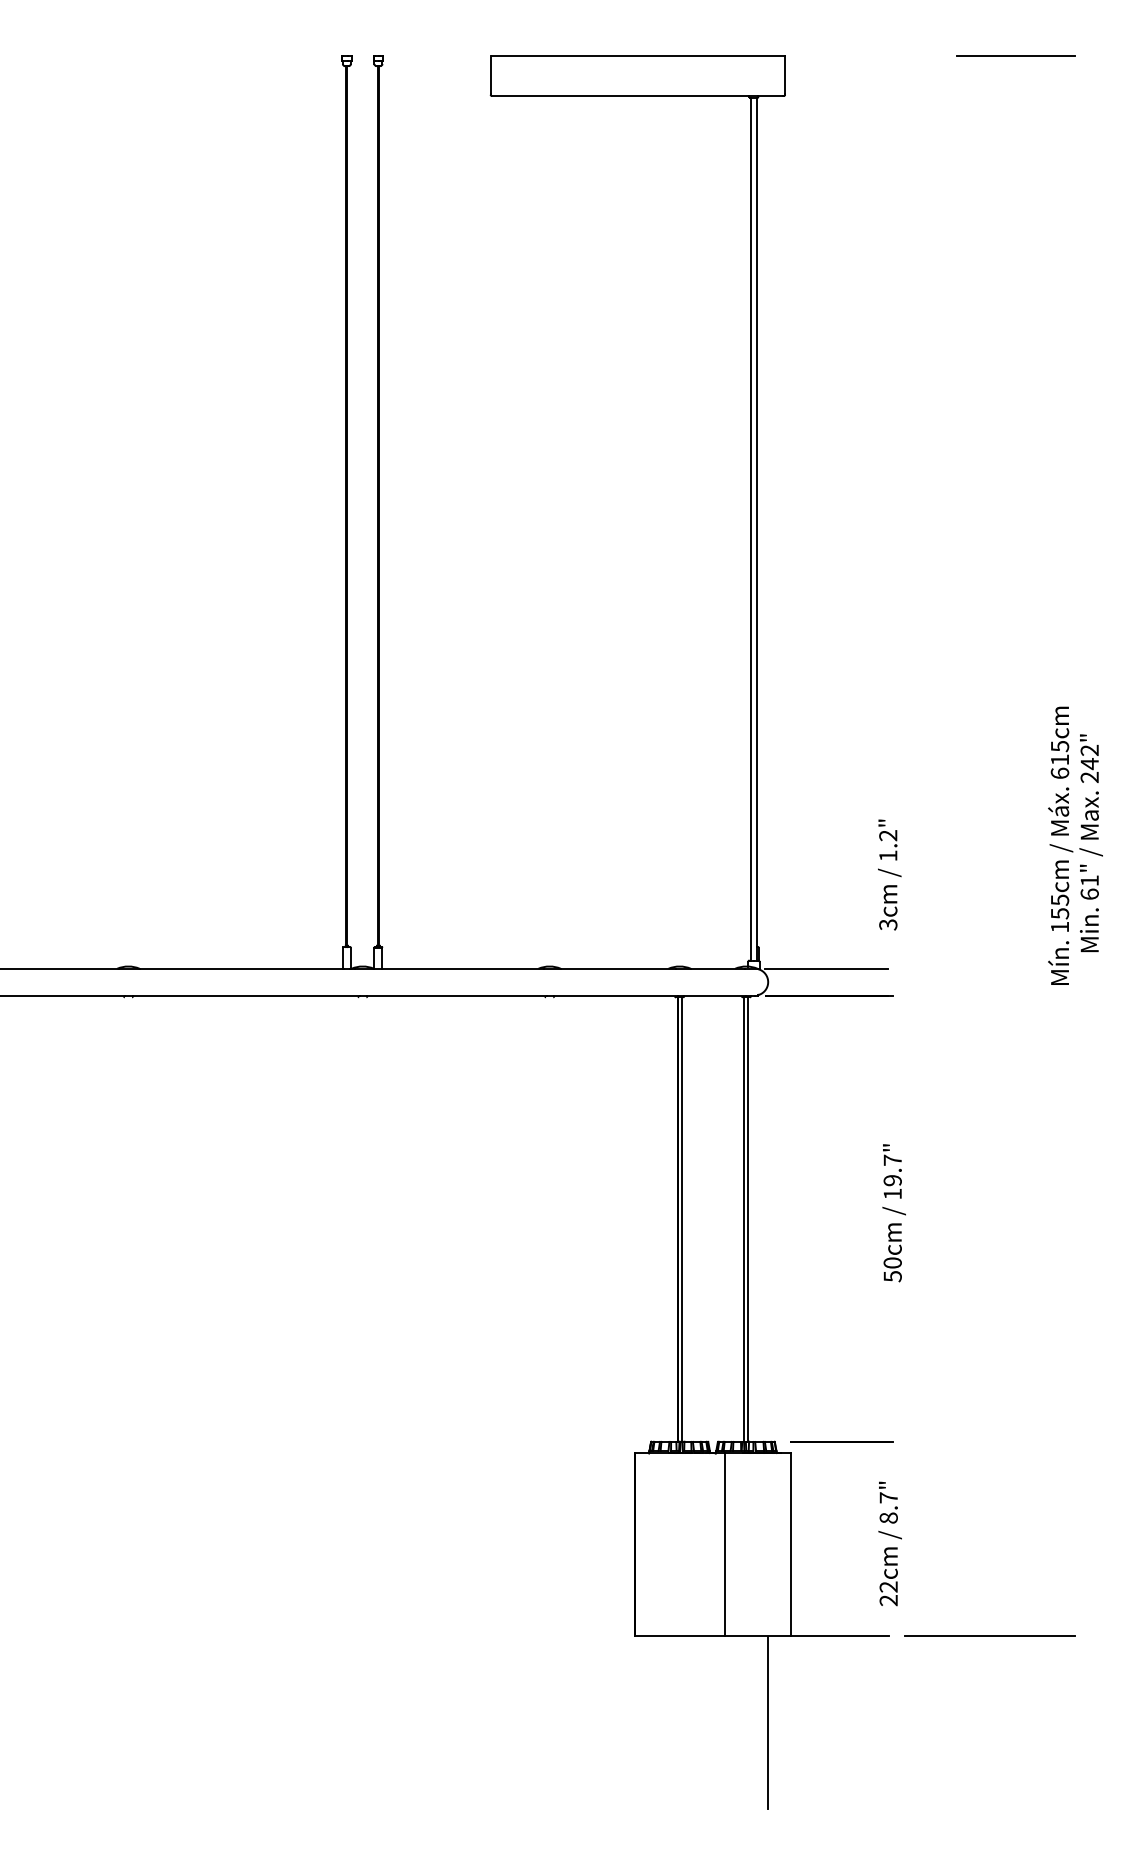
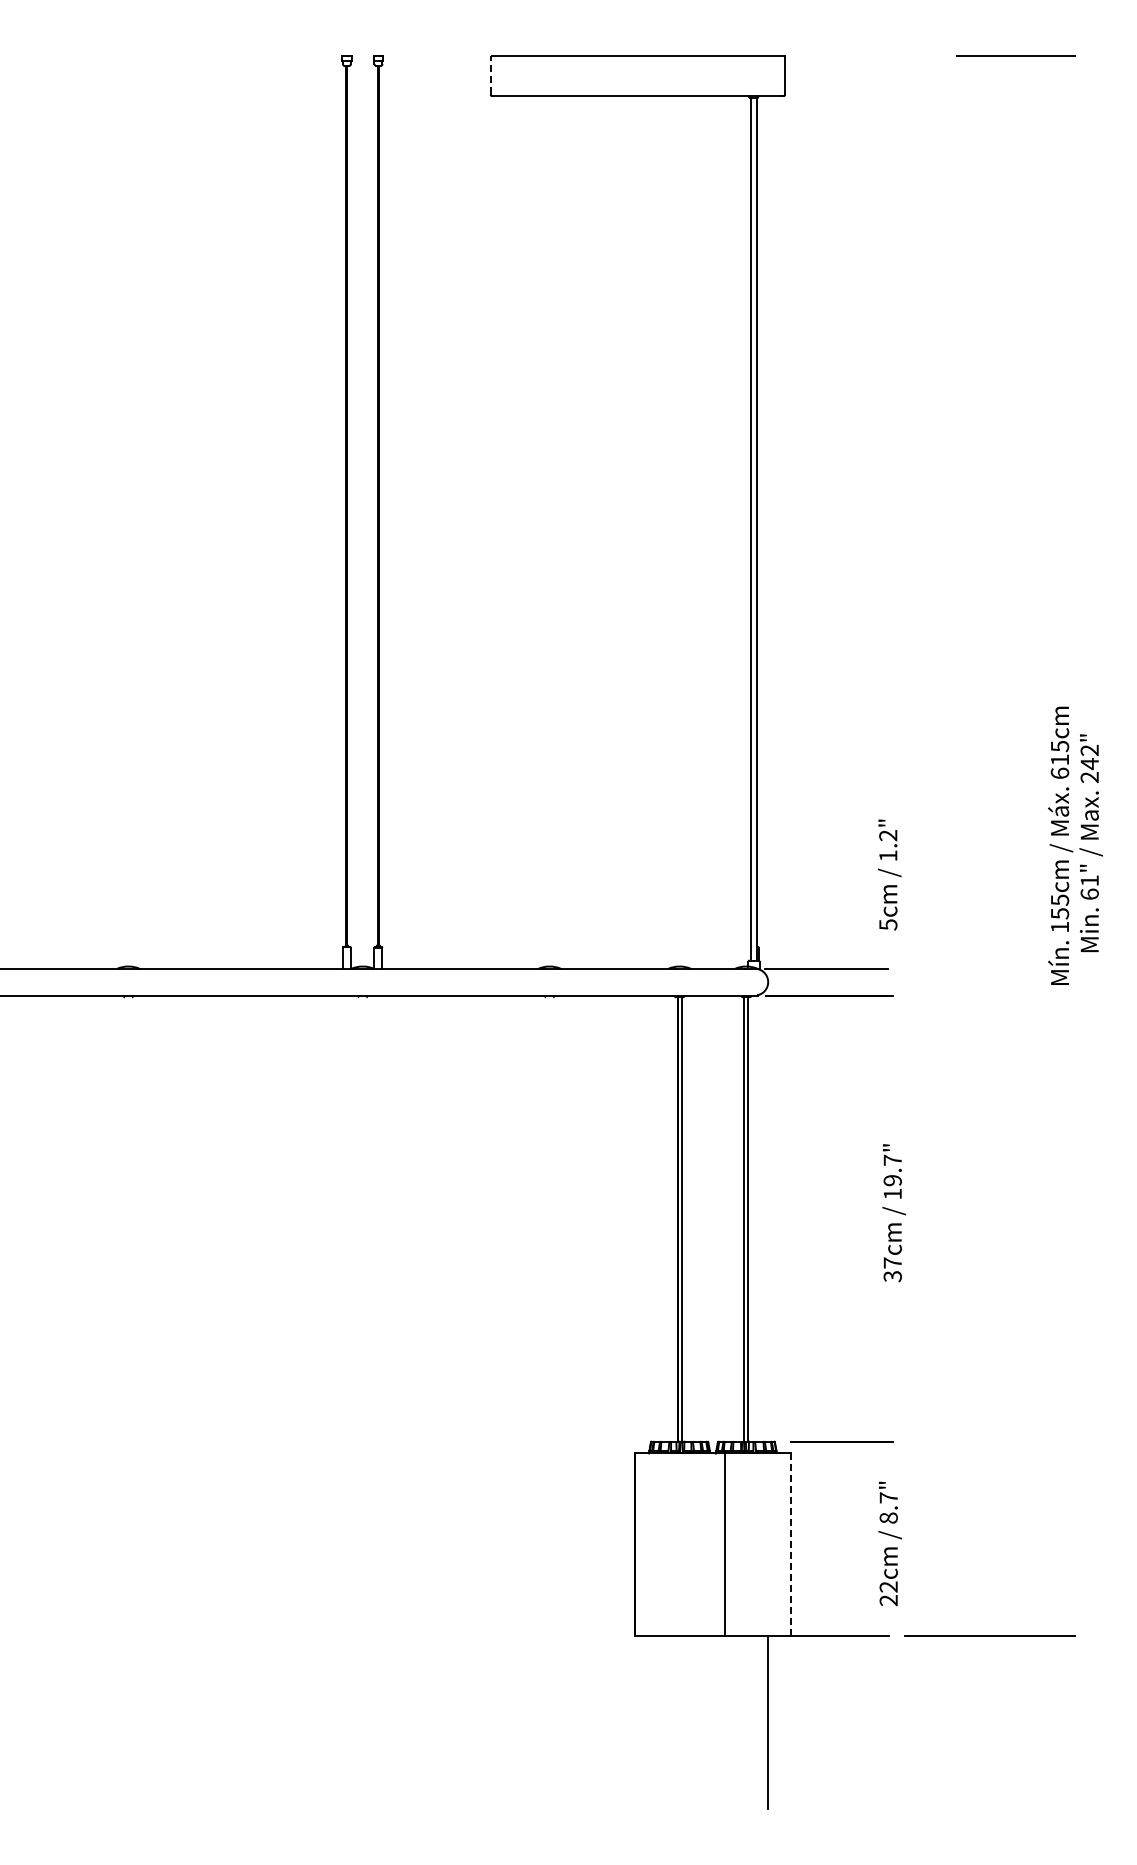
line: solid -> dashed (490, 74)
text: 3cm -> 5cm (887, 924)
text: 50cm -> 37cm (892, 1269)
line: solid -> dashed (791, 1544)
